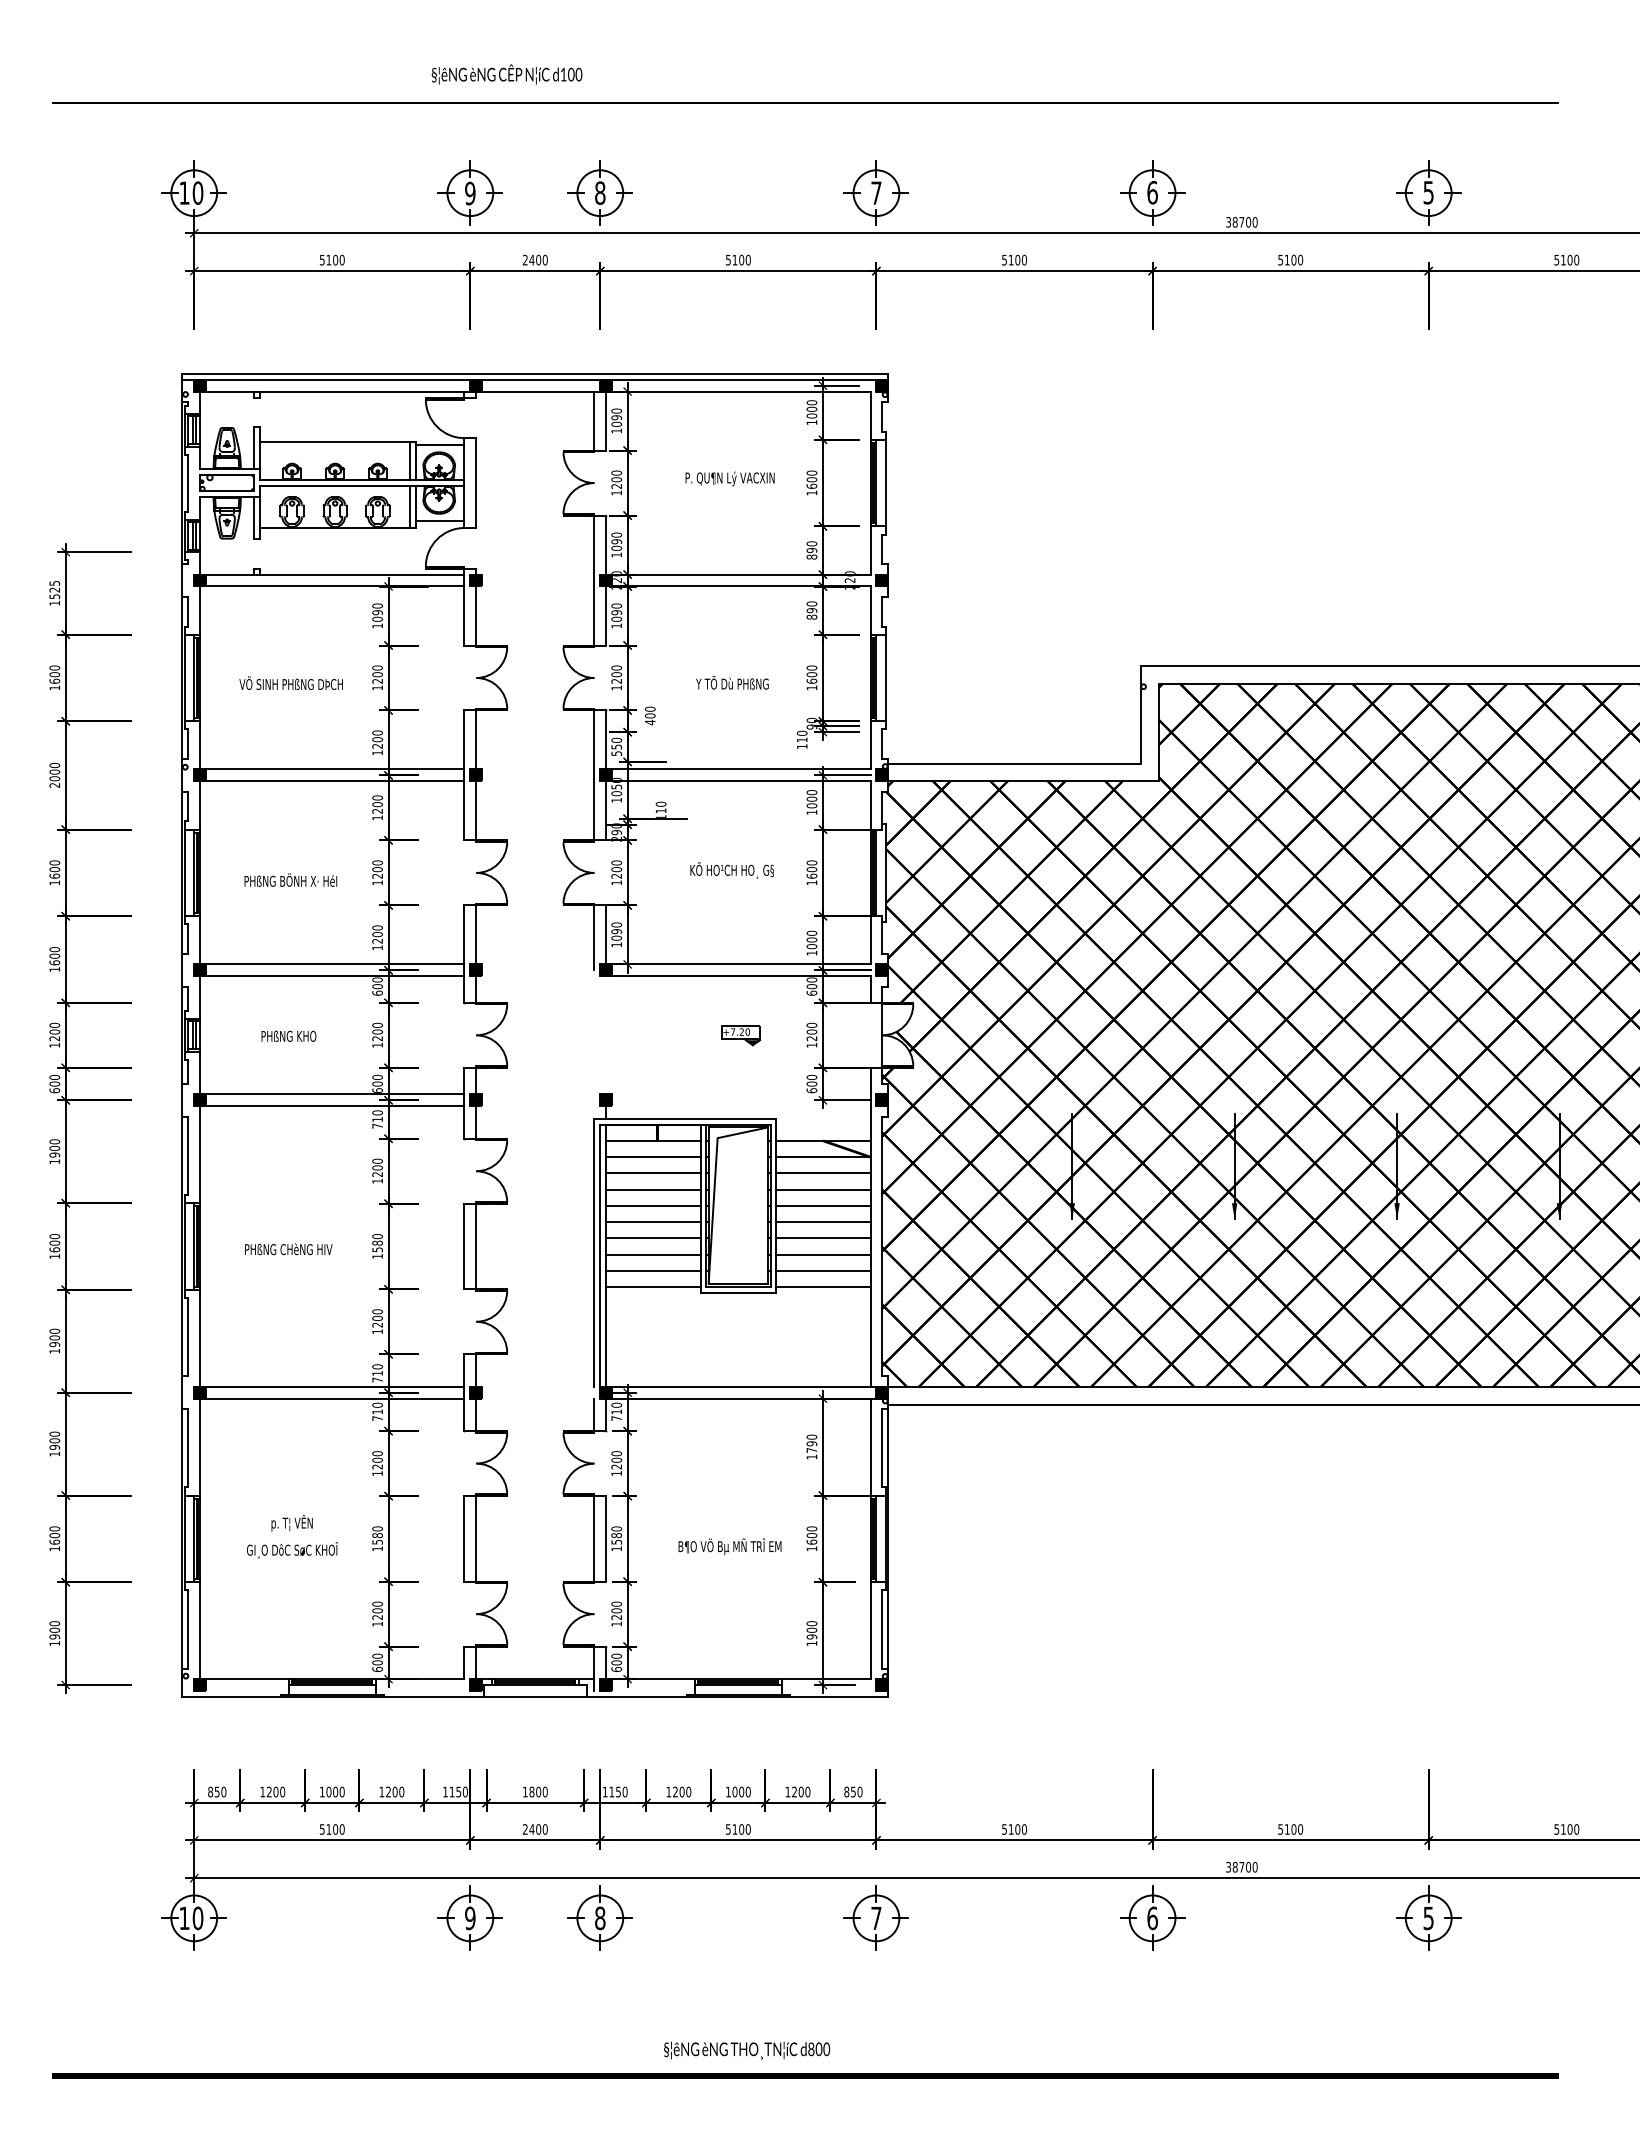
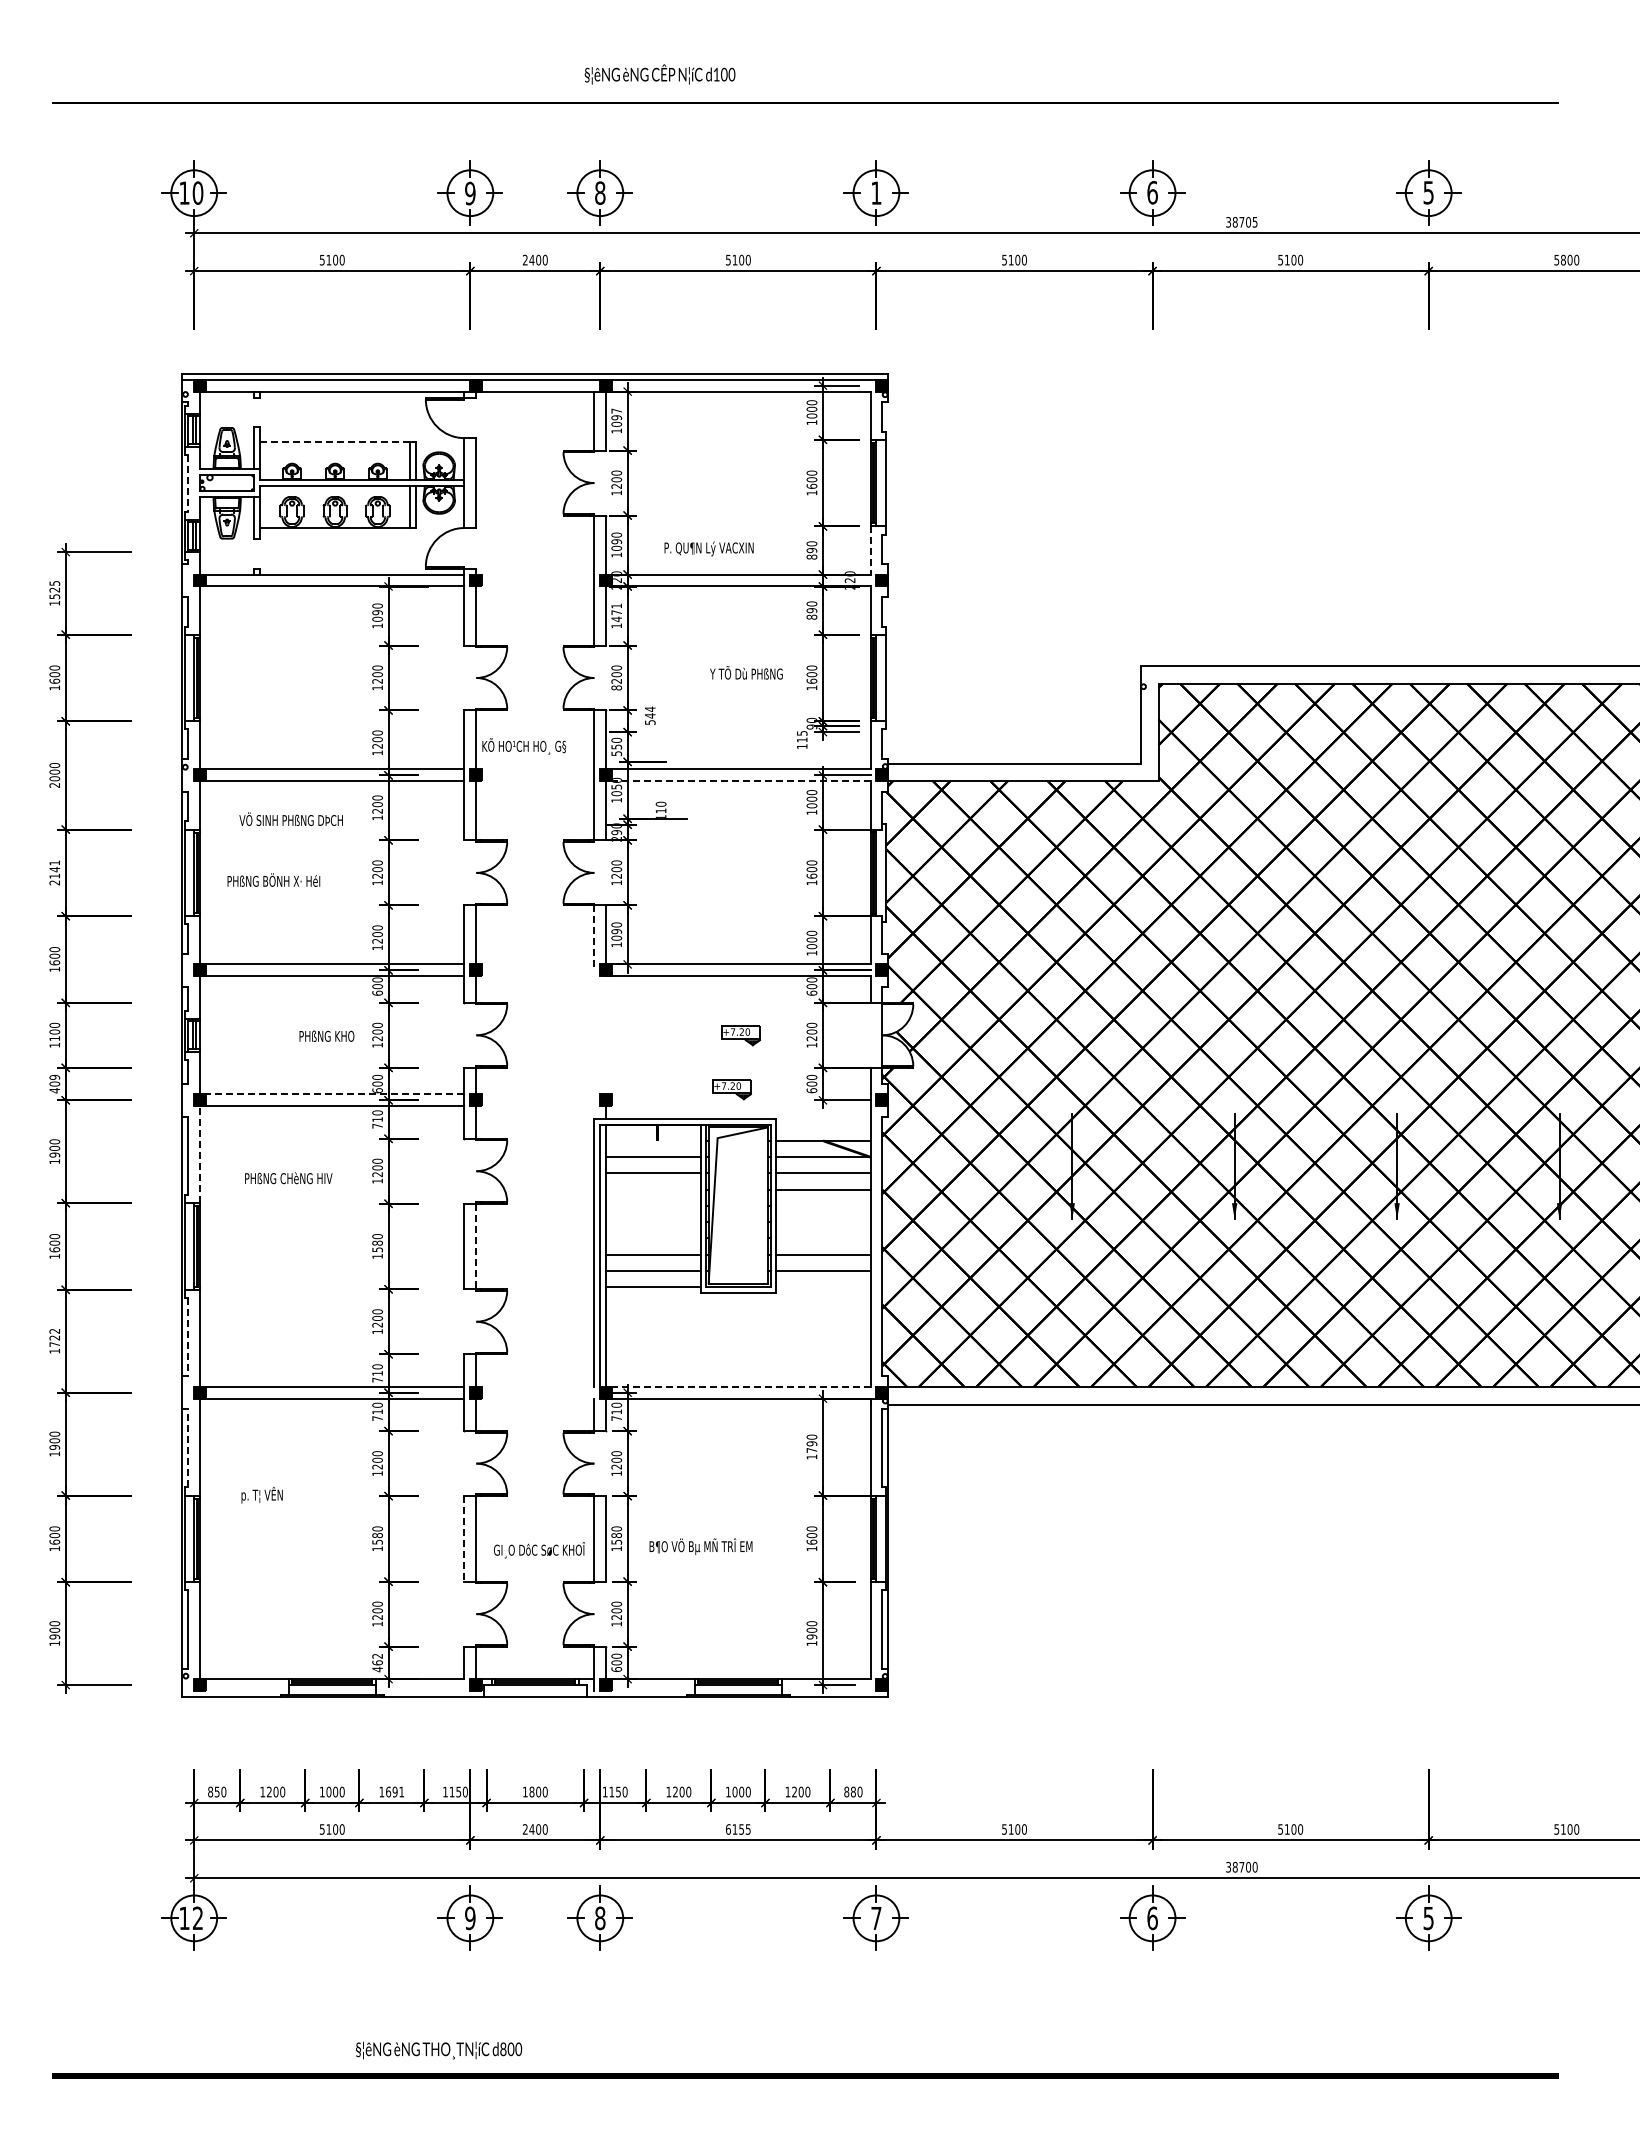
text position: (506, 74) -> (659, 74) (659, 74)
text: 7 -> 1 (876, 192)
text: 38700 -> 38705 (1254, 222)
text: 5100 -> 5800 (1563, 259)
text: 1090 -> 1097 (616, 410)
line: solid -> dashed (334, 442)
line: present -> none (439, 444)
text position: (729, 478) -> (708, 548) (708, 548)
line: solid -> dashed (188, 483)
line: present -> none (439, 521)
line: solid -> dashed (870, 550)
text: 1090 -> 1471 (616, 612)
text position: (290, 682) -> (290, 818) (290, 818)
text position: (732, 682) -> (746, 672) (746, 672)
text: 1200 -> 8200 (616, 687)
text: 400 -> 544 (649, 715)
text: 110 -> 115 (801, 732)
line: solid -> dashed (737, 781)
text position: (732, 870) -> (524, 746) (524, 746)
text: 1600 -> 2141 (54, 872)
text position: (290, 879) -> (273, 879) (273, 879)
line: solid -> dashed (594, 938)
text position: (288, 1035) -> (326, 1035) (326, 1035)
text: 1200 -> 1100 (54, 1038)
text: 600 -> 409 (54, 1084)
part: none -> present (731, 1089)
line: solid -> dashed (331, 1094)
line: present -> none (653, 1140)
line: solid -> dashed (200, 1154)
line: present -> none (653, 1189)
line: present -> none (653, 1205)
line: present -> none (823, 1205)
line: present -> none (653, 1222)
line: present -> none (823, 1222)
line: present -> none (653, 1238)
line: present -> none (823, 1238)
line: solid -> dashed (476, 1246)
text position: (288, 1249) -> (288, 1178) (288, 1178)
line: present -> none (823, 1287)
text: 1900 -> 1722 (54, 1337)
line: solid -> dashed (188, 1337)
line: solid -> dashed (743, 1386)
line: solid -> dashed (188, 1447)
text position: (291, 1523) -> (261, 1495) (261, 1495)
line: solid -> dashed (464, 1538)
text position: (729, 1546) -> (700, 1546) (700, 1546)
text position: (292, 1550) -> (539, 1550) (539, 1550)
text: 600 -> 462 (377, 1662)
text: 1200 -> 1691 (395, 1791)
text: 850 -> 880 (852, 1791)
text: 5100 -> 6155 (737, 1829)
text: 10 -> 12 (197, 1918)
text position: (747, 2050) -> (439, 2050) (439, 2050)
